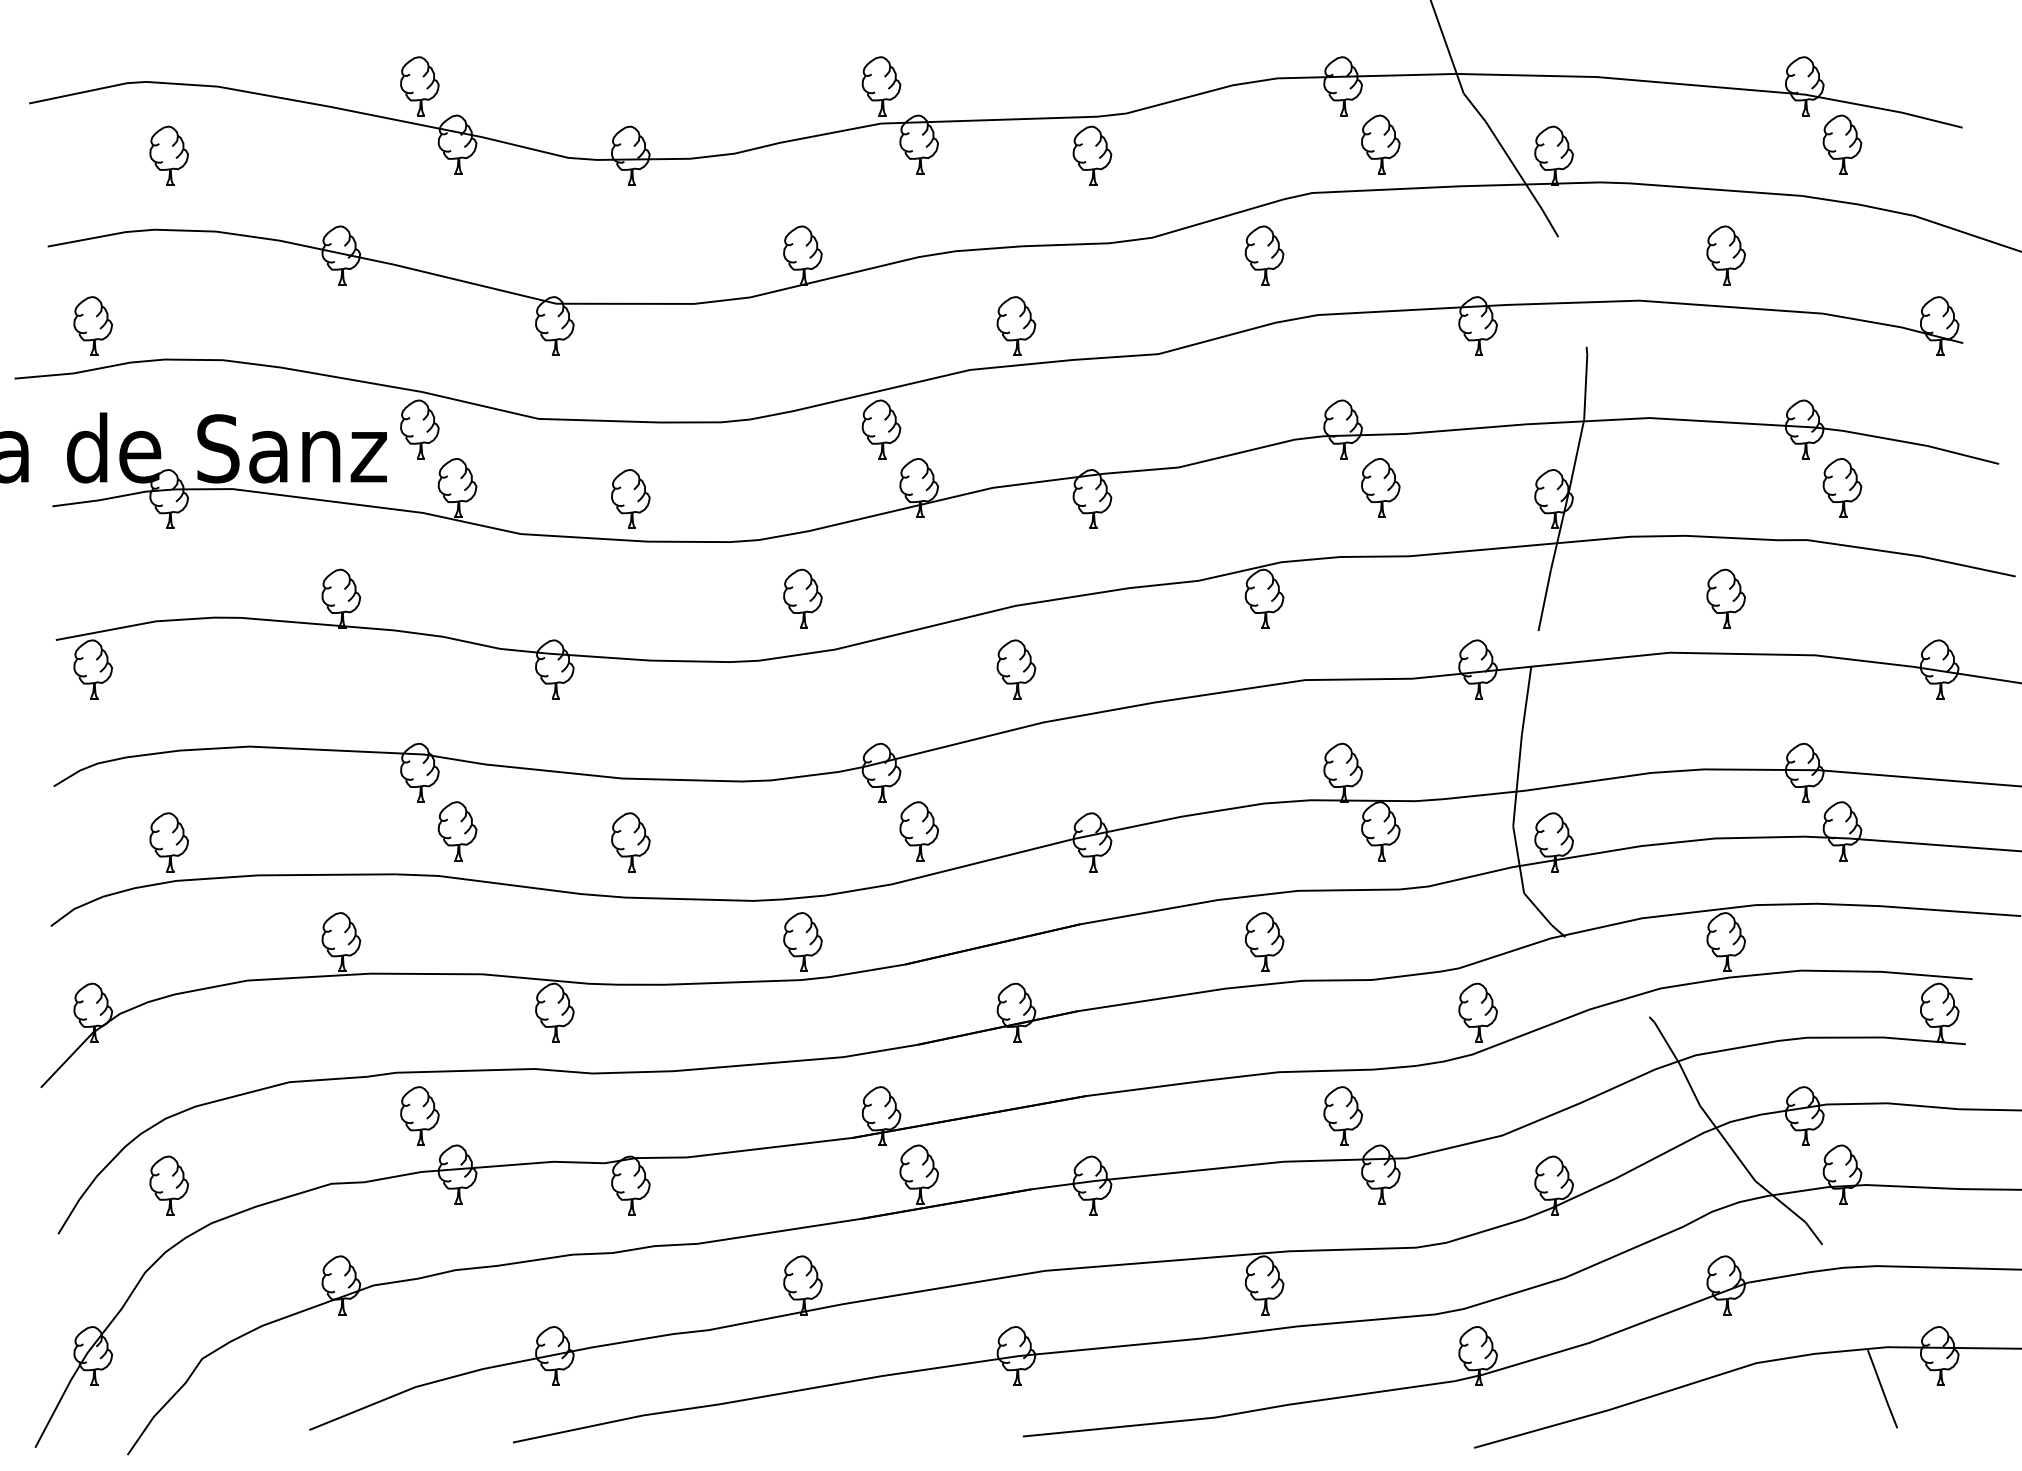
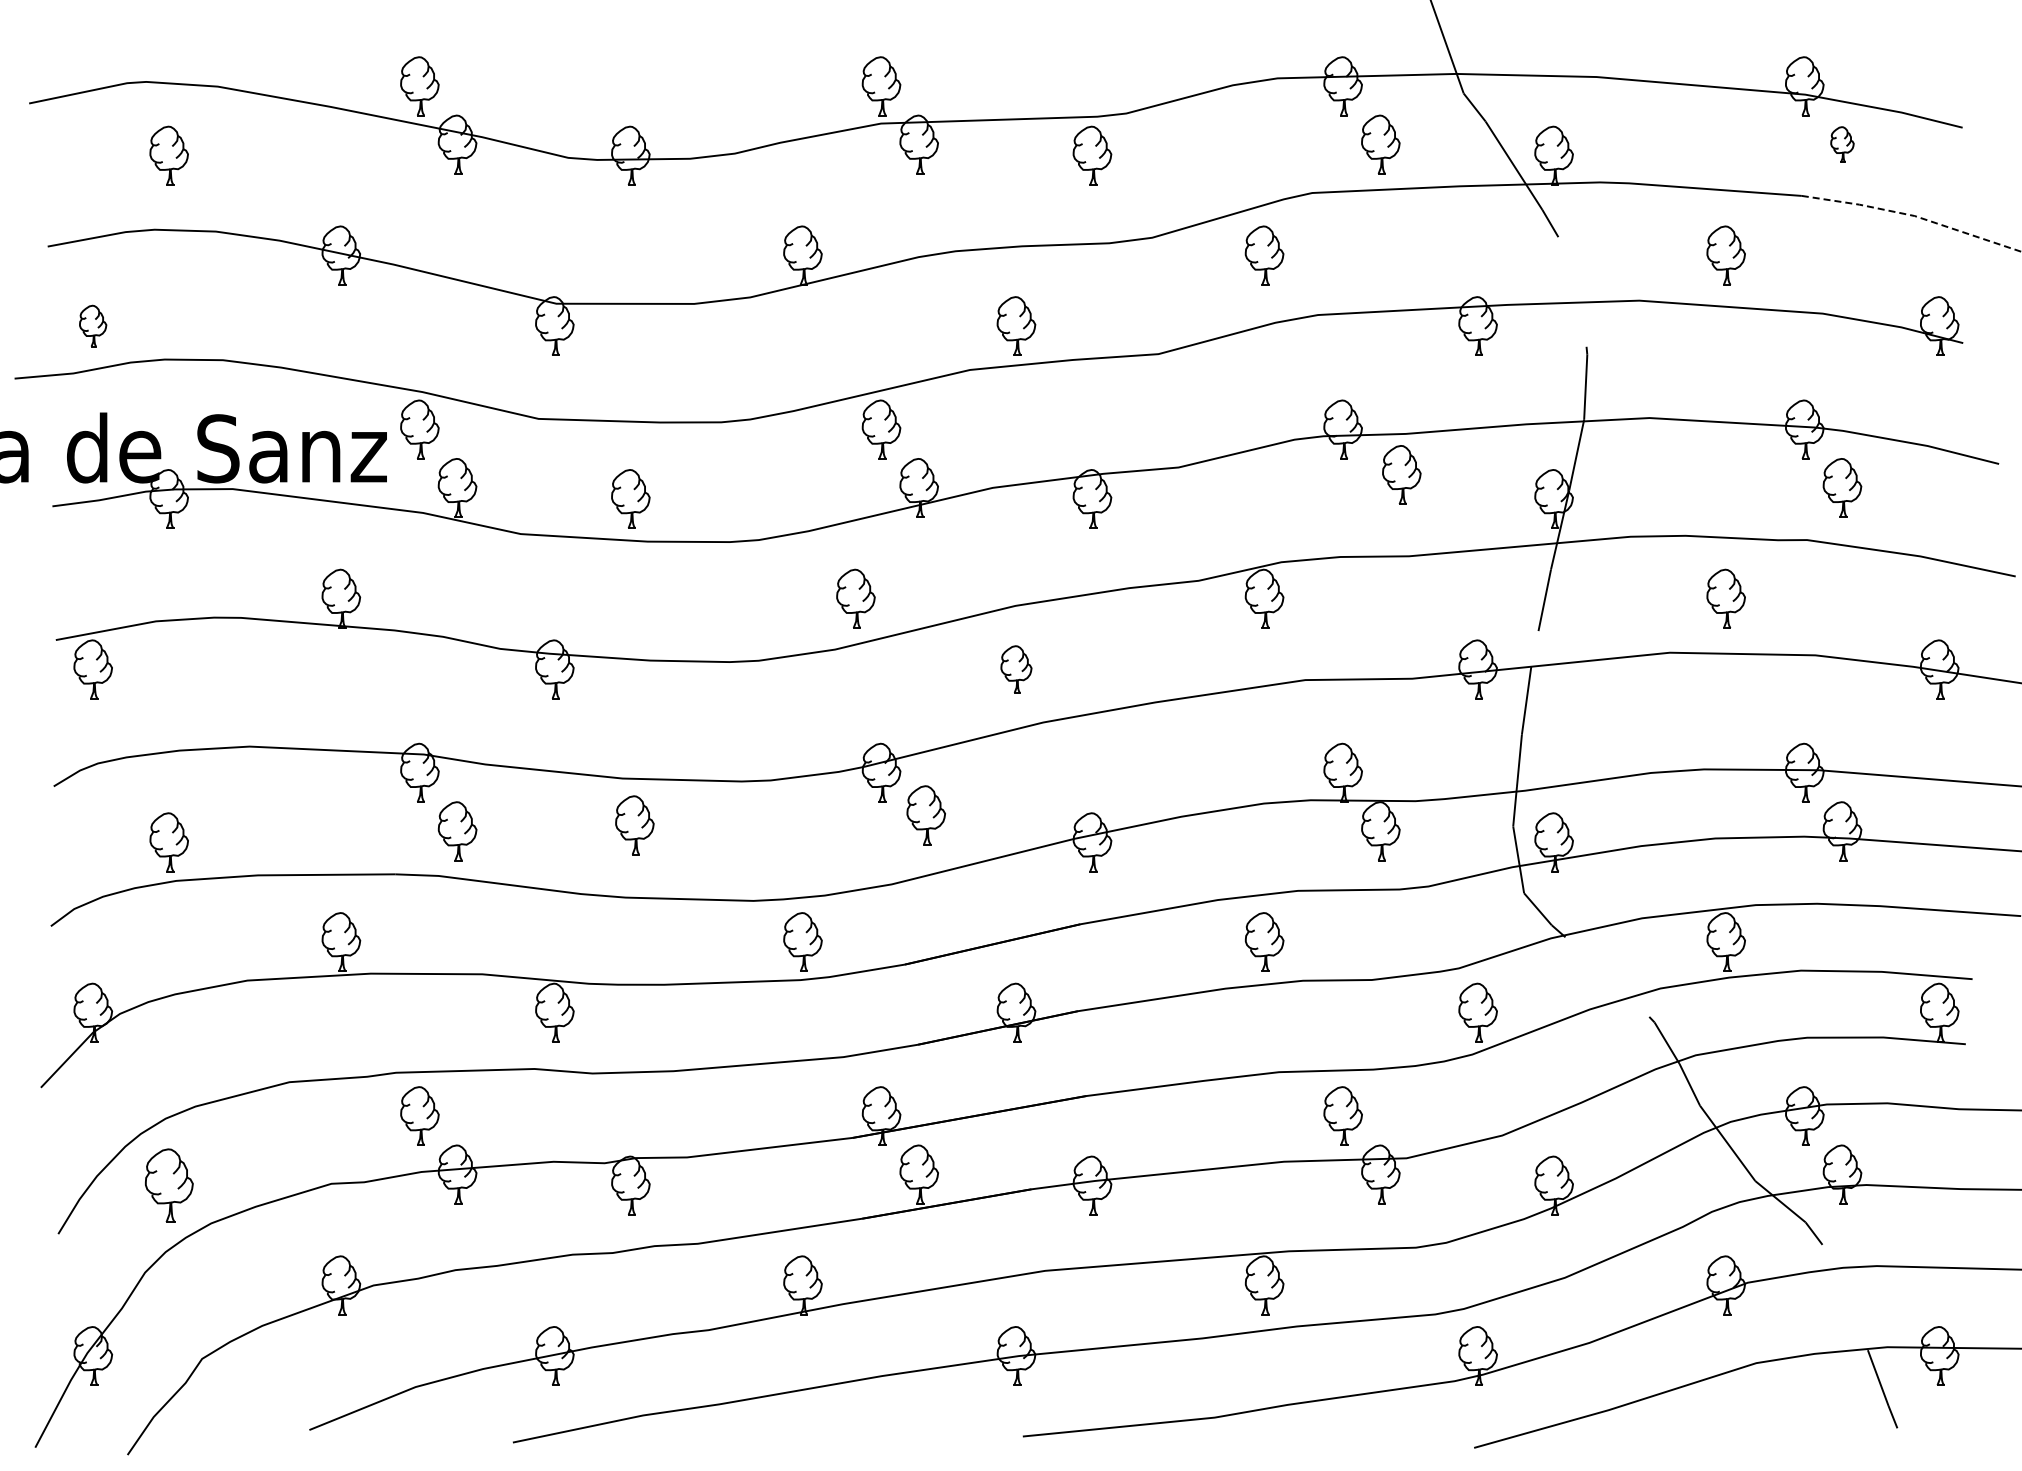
part size: 41x61 px -> 25x37 px (1842, 144)
line: solid -> dashed (1913, 215)
part size: 40x60 px -> 29x44 px (93, 325)
part position: (1380, 487) -> (1401, 474) (1401, 474)
part position: (802, 598) -> (855, 598) (855, 598)
part size: 41x61 px -> 33x49 px (1016, 669)
part position: (918, 831) -> (925, 815) (925, 815)
part position: (630, 842) -> (634, 825) (634, 825)
part size: 40x61 px -> 49x75 px (169, 1185)
